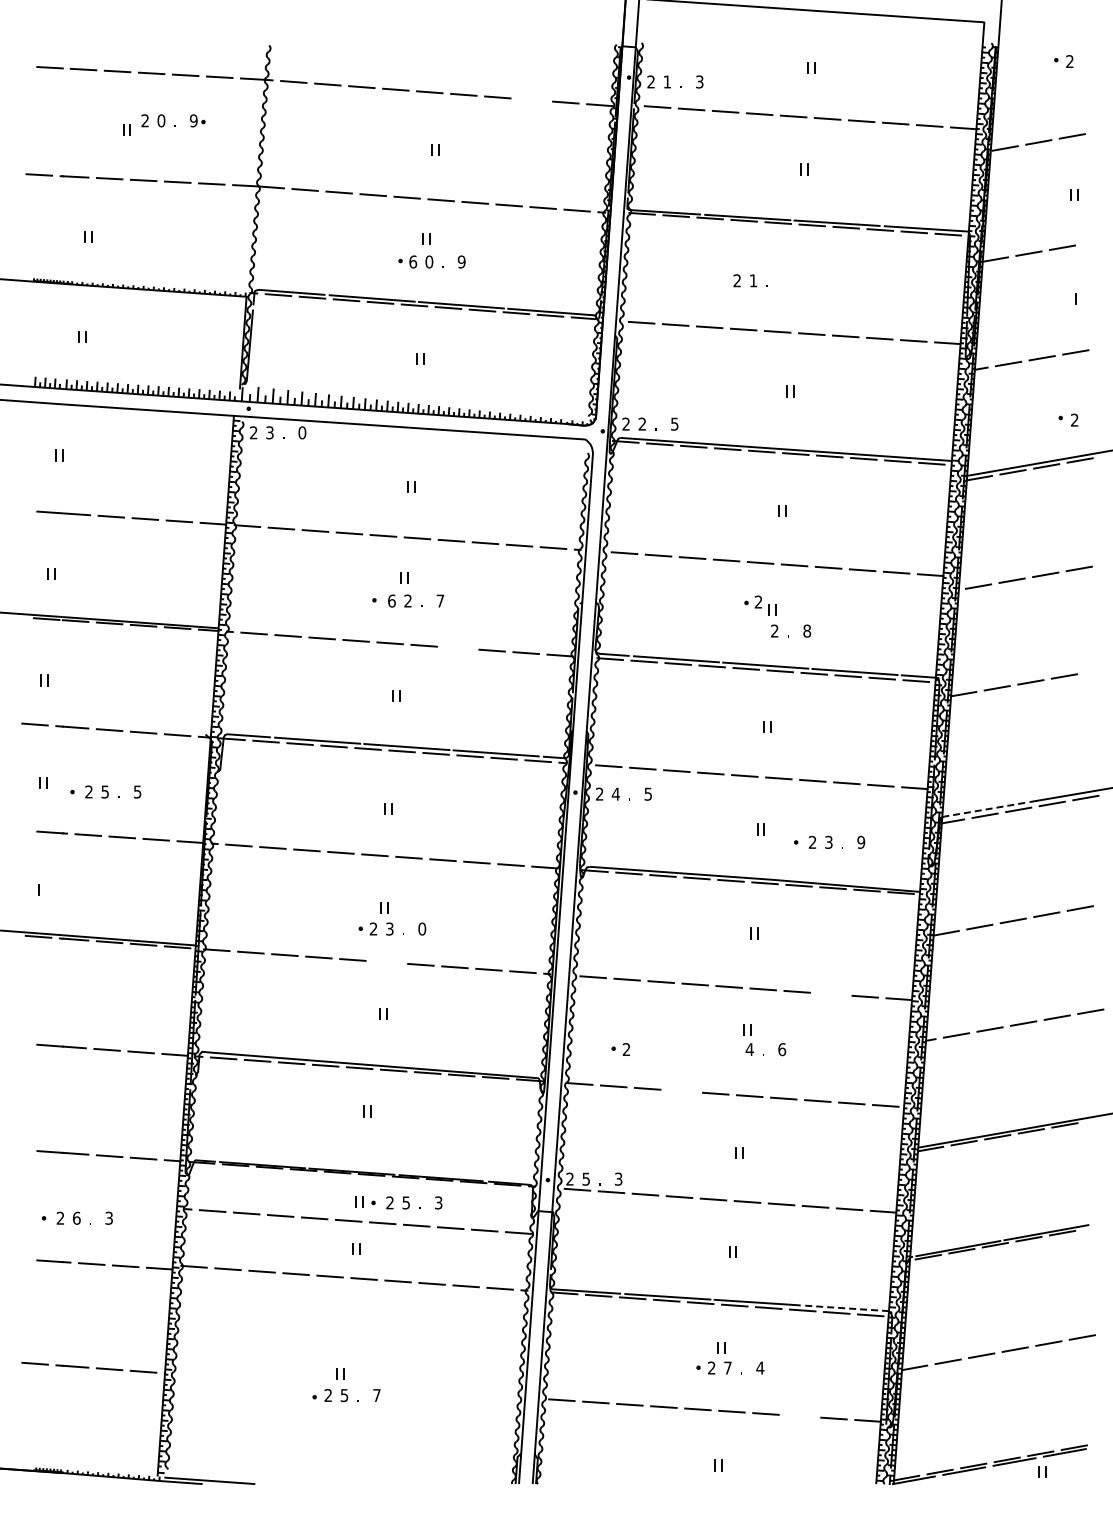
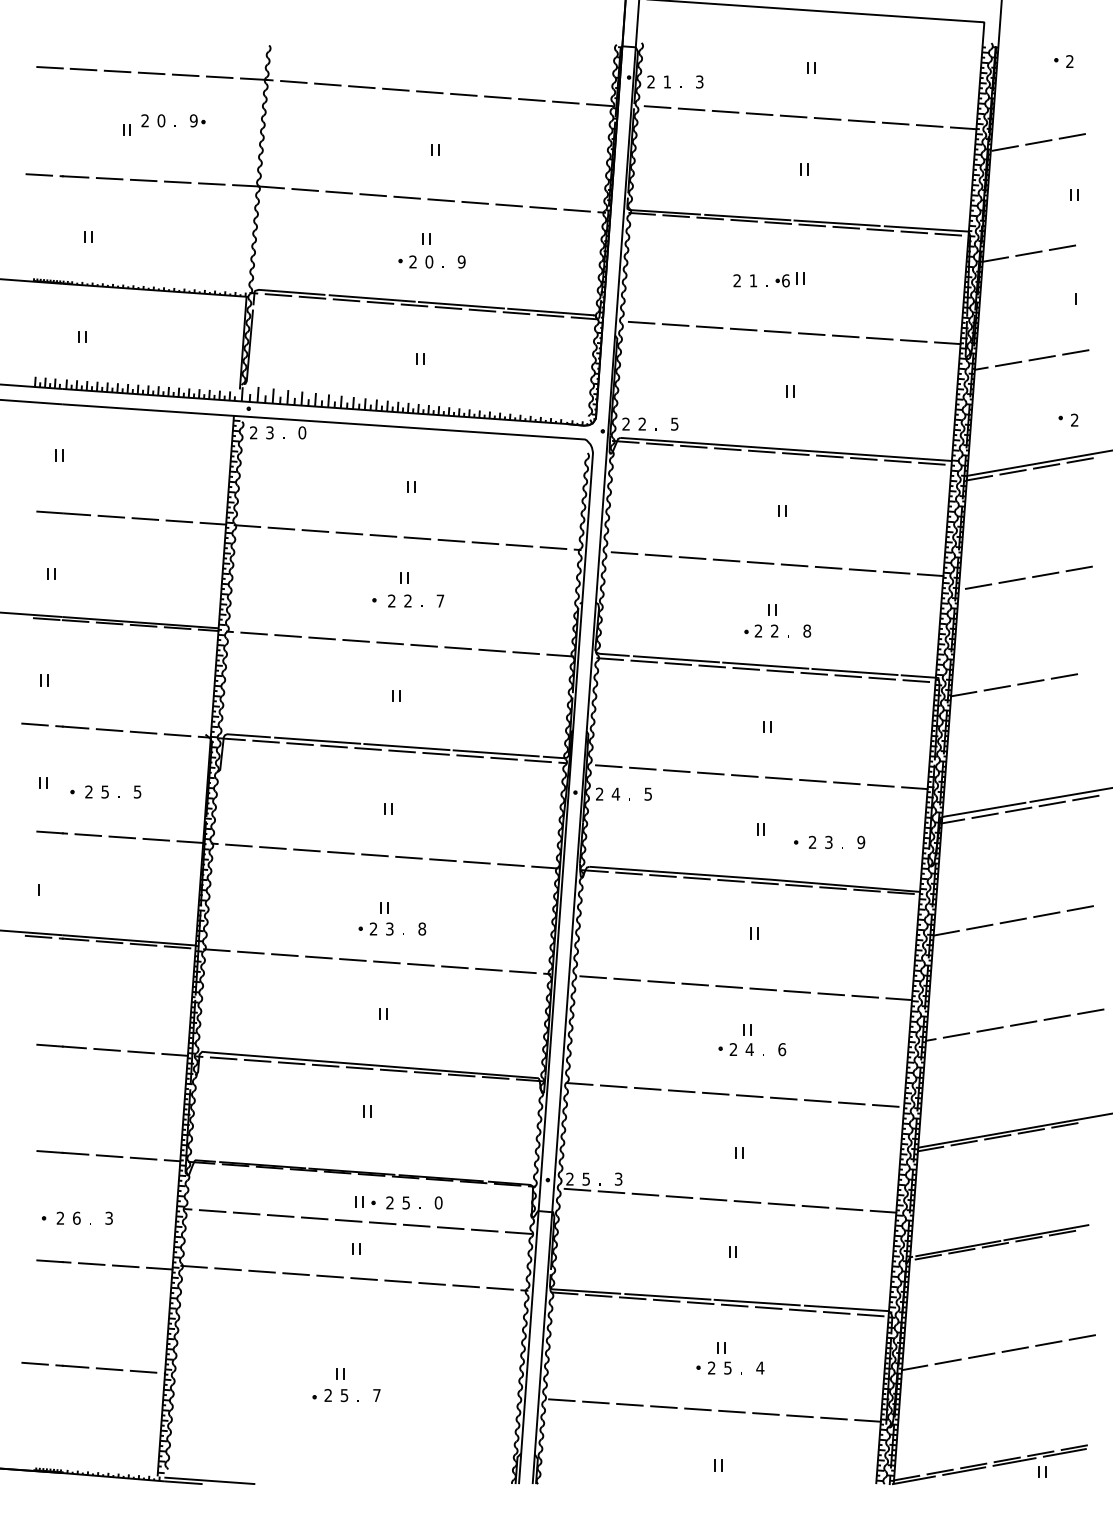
line: none -> present (531, 99)
text: 6 -> 2 (413, 261)
part: none -> present (789, 279)
text: 6 -> 2 (391, 600)
part position: (752, 601) -> (752, 630) (752, 630)
line: none -> present (457, 648)
line: dashed -> solid (984, 809)
text: 0 -> 8 (422, 928)
line: none -> present (386, 962)
line: none -> present (830, 994)
part position: (620, 1049) -> (727, 1049) (727, 1049)
line: none -> present (681, 1091)
text: 3 -> 0 (438, 1202)
line: dashed -> solid (846, 1308)
text: 7 -> 5 (727, 1367)
line: none -> present (799, 1416)
